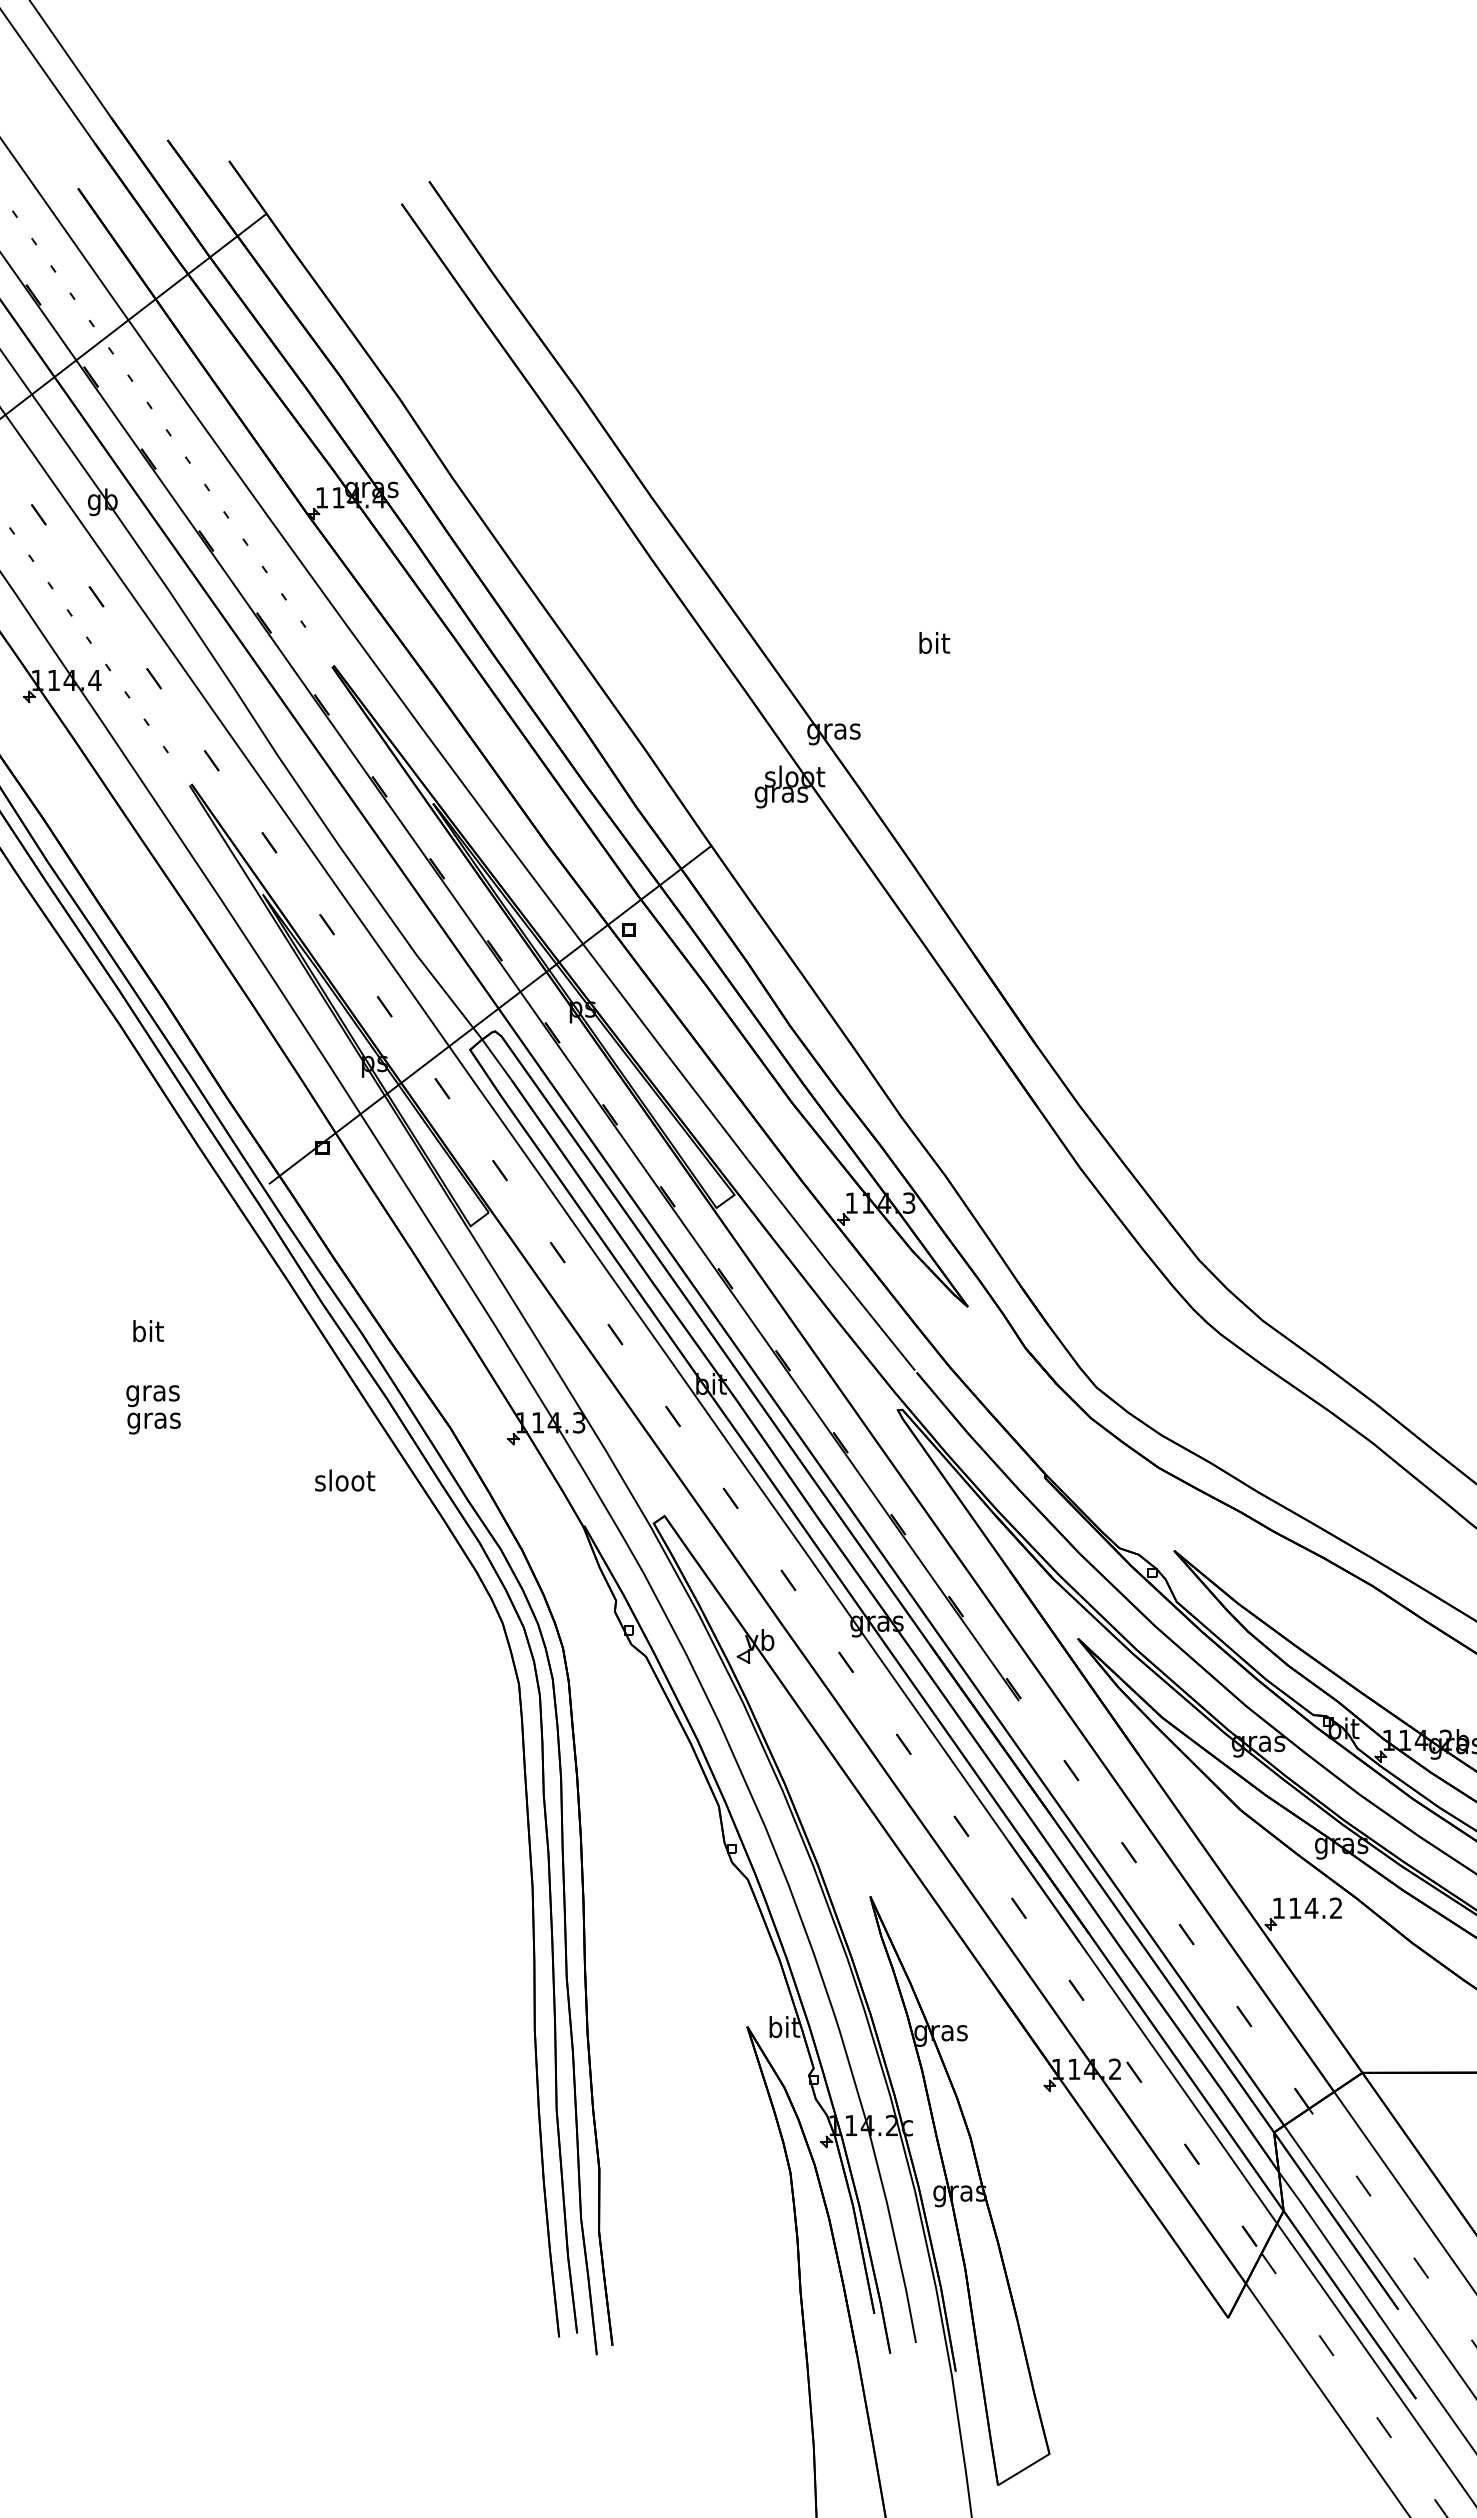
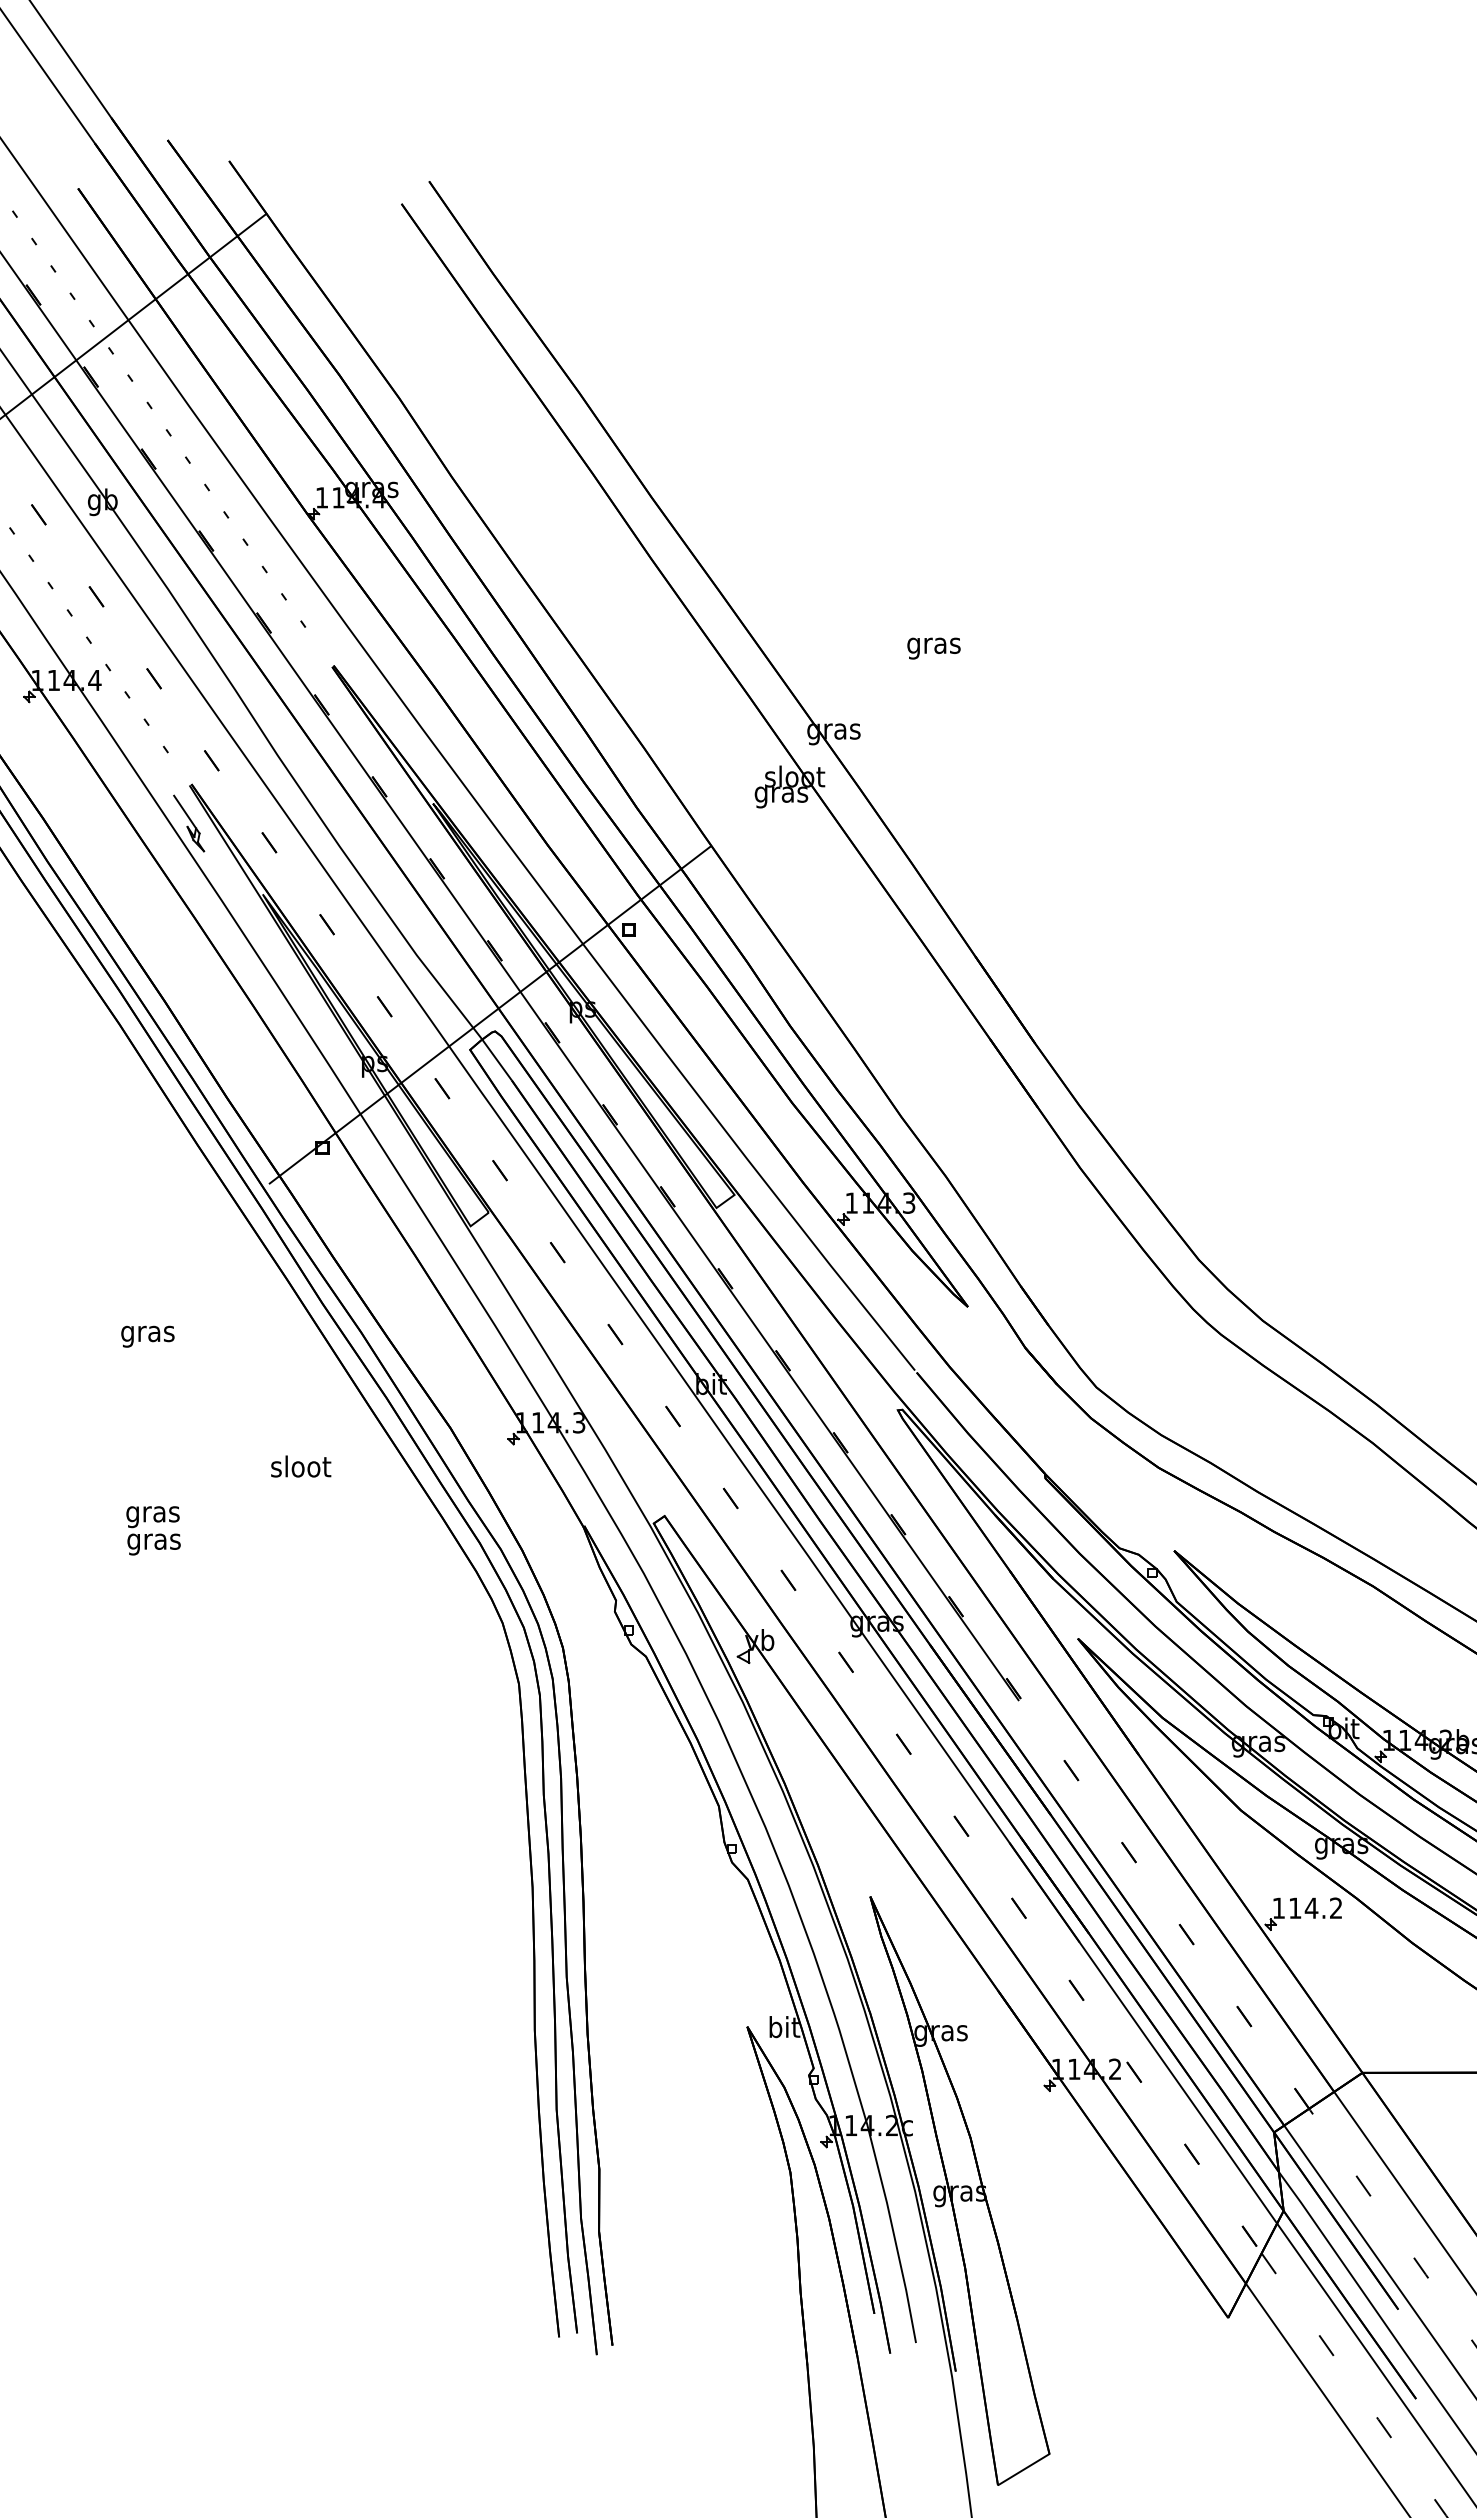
text: bit -> gras (933, 645)
part: none -> present (189, 823)
text: bit -> gras (147, 1333)
text position: (153, 1409) -> (153, 1530) (153, 1530)
text position: (345, 1480) -> (301, 1466) (301, 1466)
